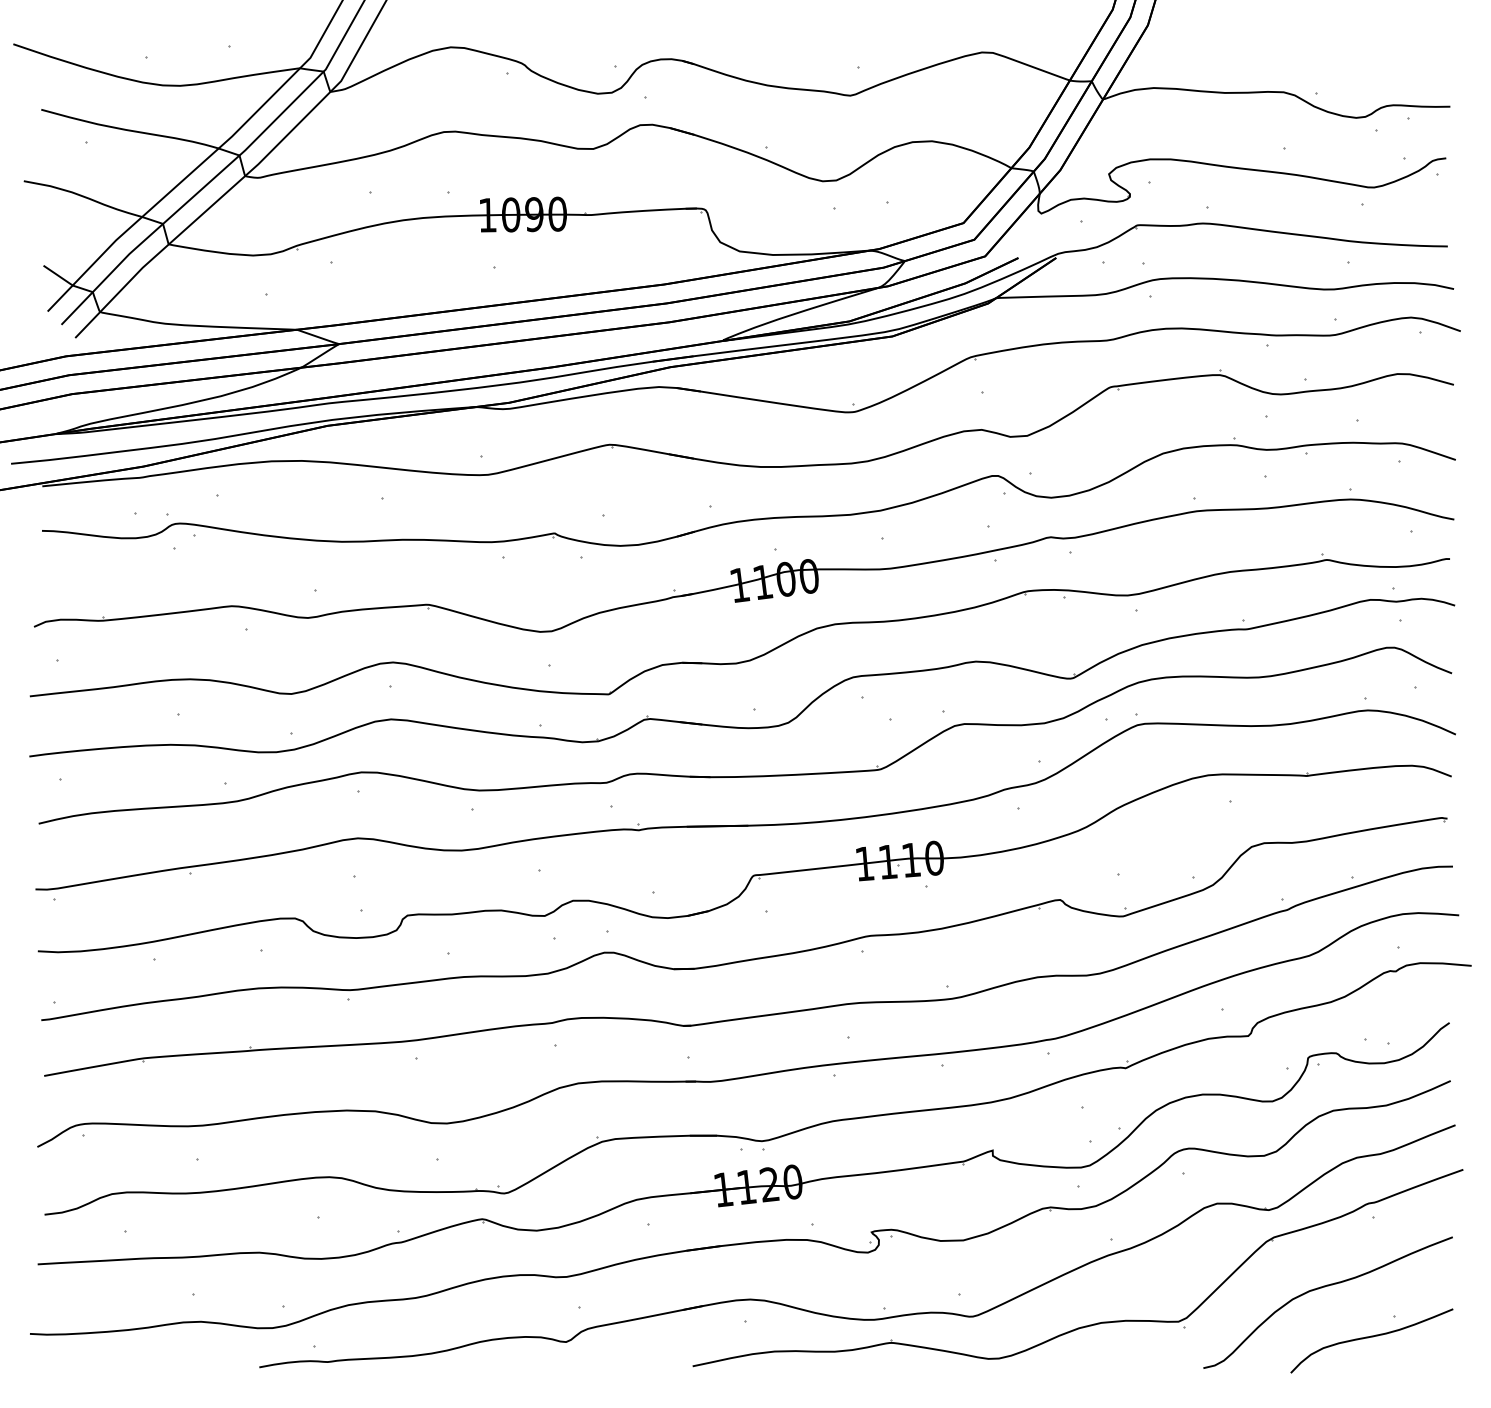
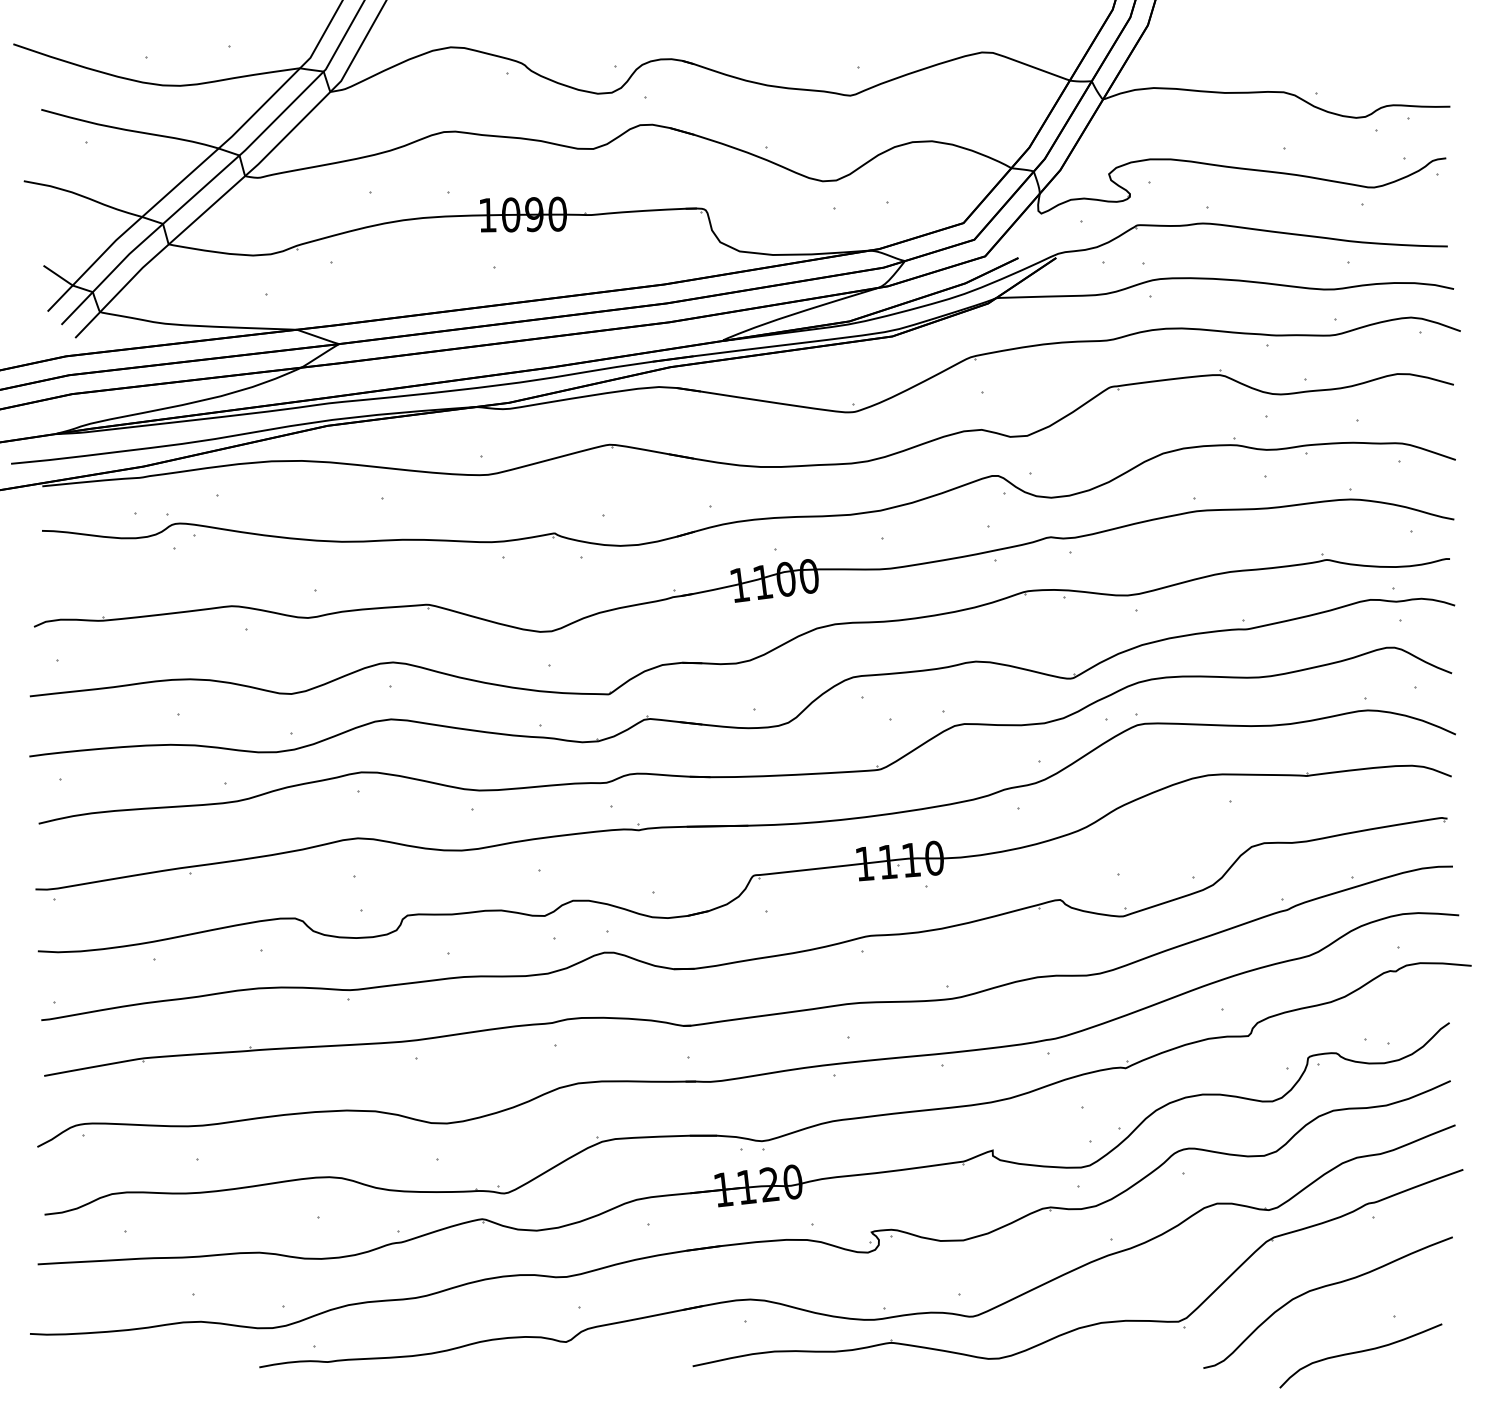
curve position: (1371, 1337) -> (1360, 1352) (1360, 1352)
